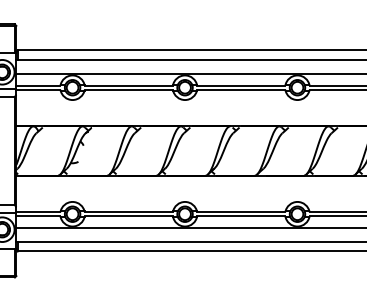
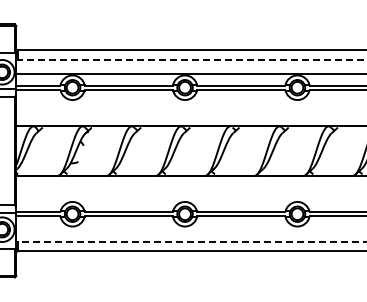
line: solid -> dashed (191, 59)
line: present -> none (189, 228)
line: solid -> dashed (191, 242)
